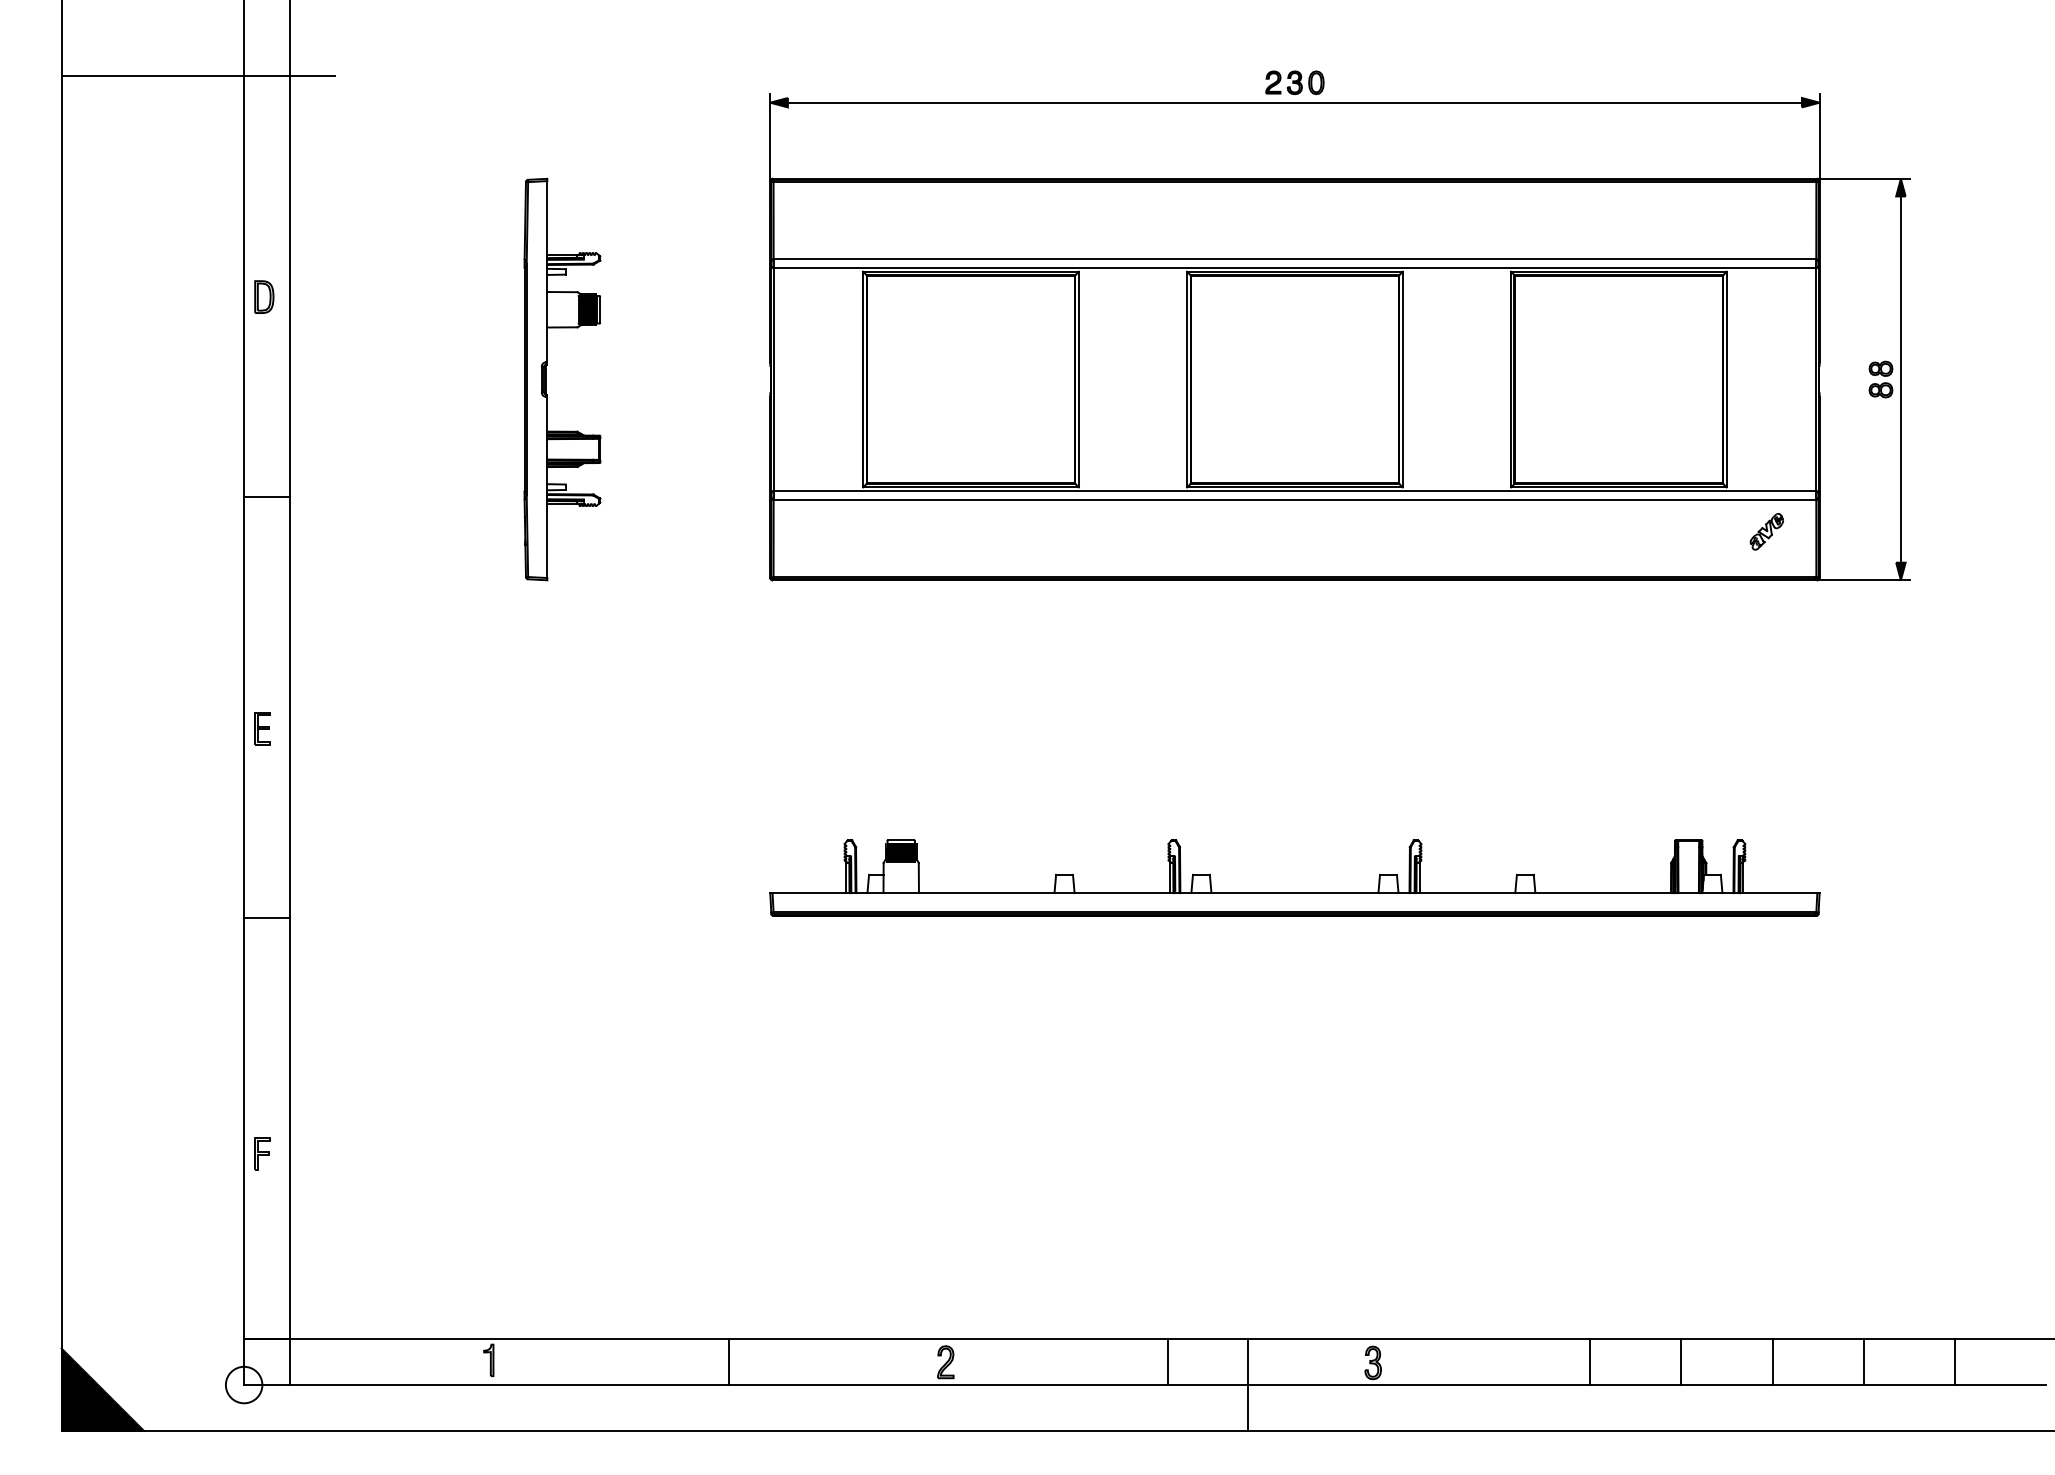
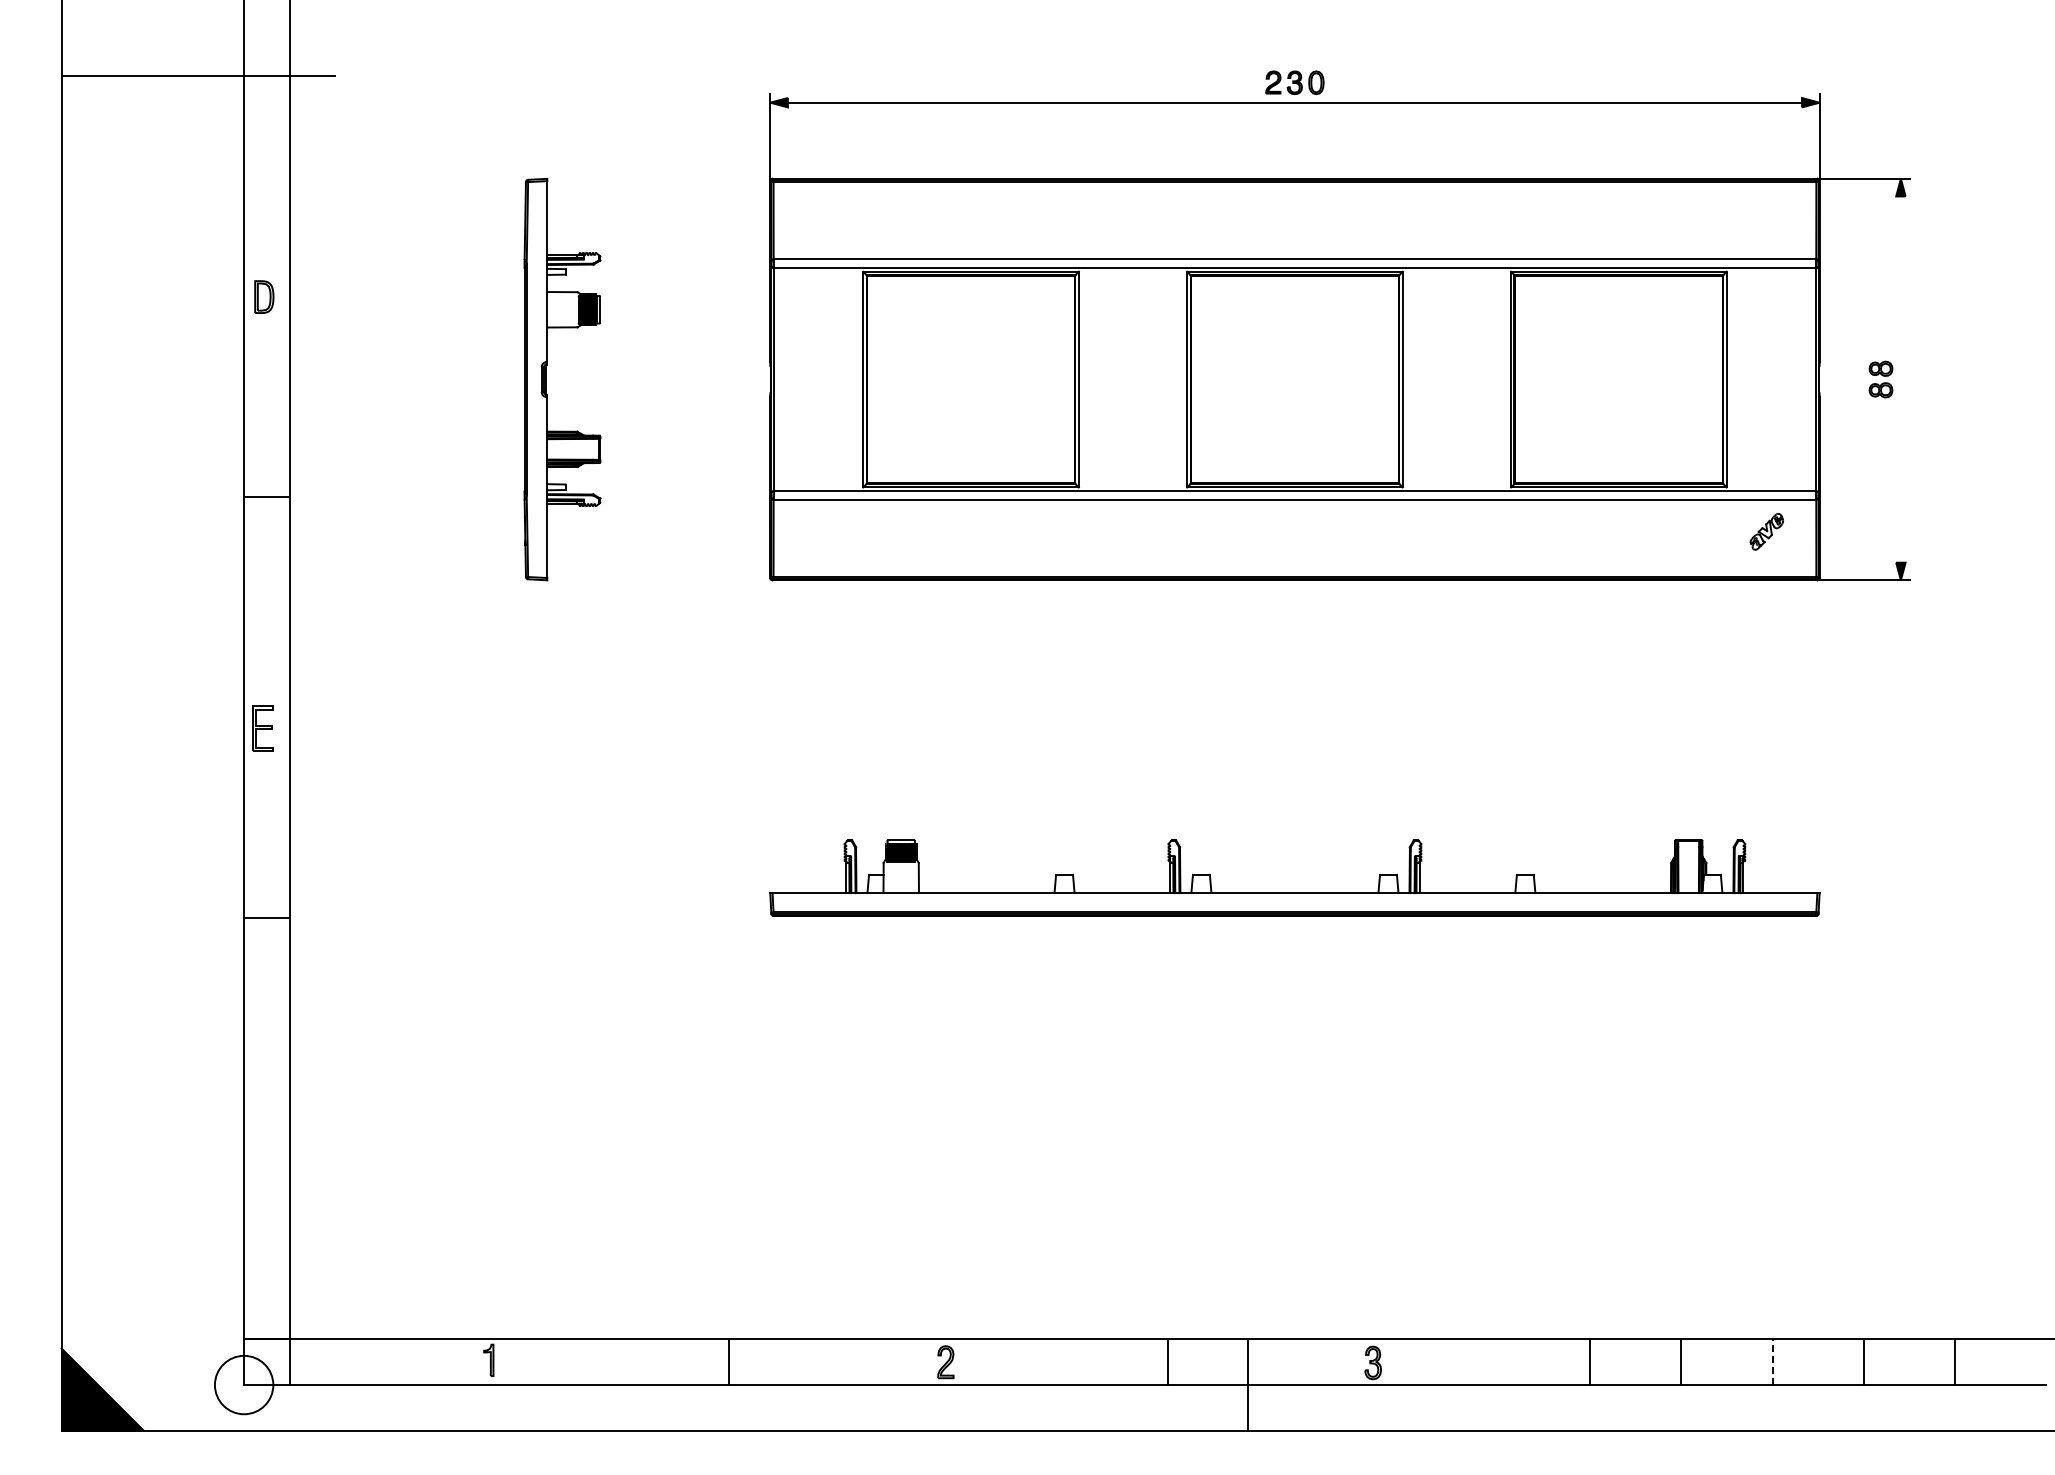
line: present -> none (1900, 379)
part size: 17x34 px -> 22x47 px (262, 728)
part: present -> none (262, 1153)
line: solid -> dashed (1772, 1362)
circle diameter: 36 px -> 58 px (243, 1384)
